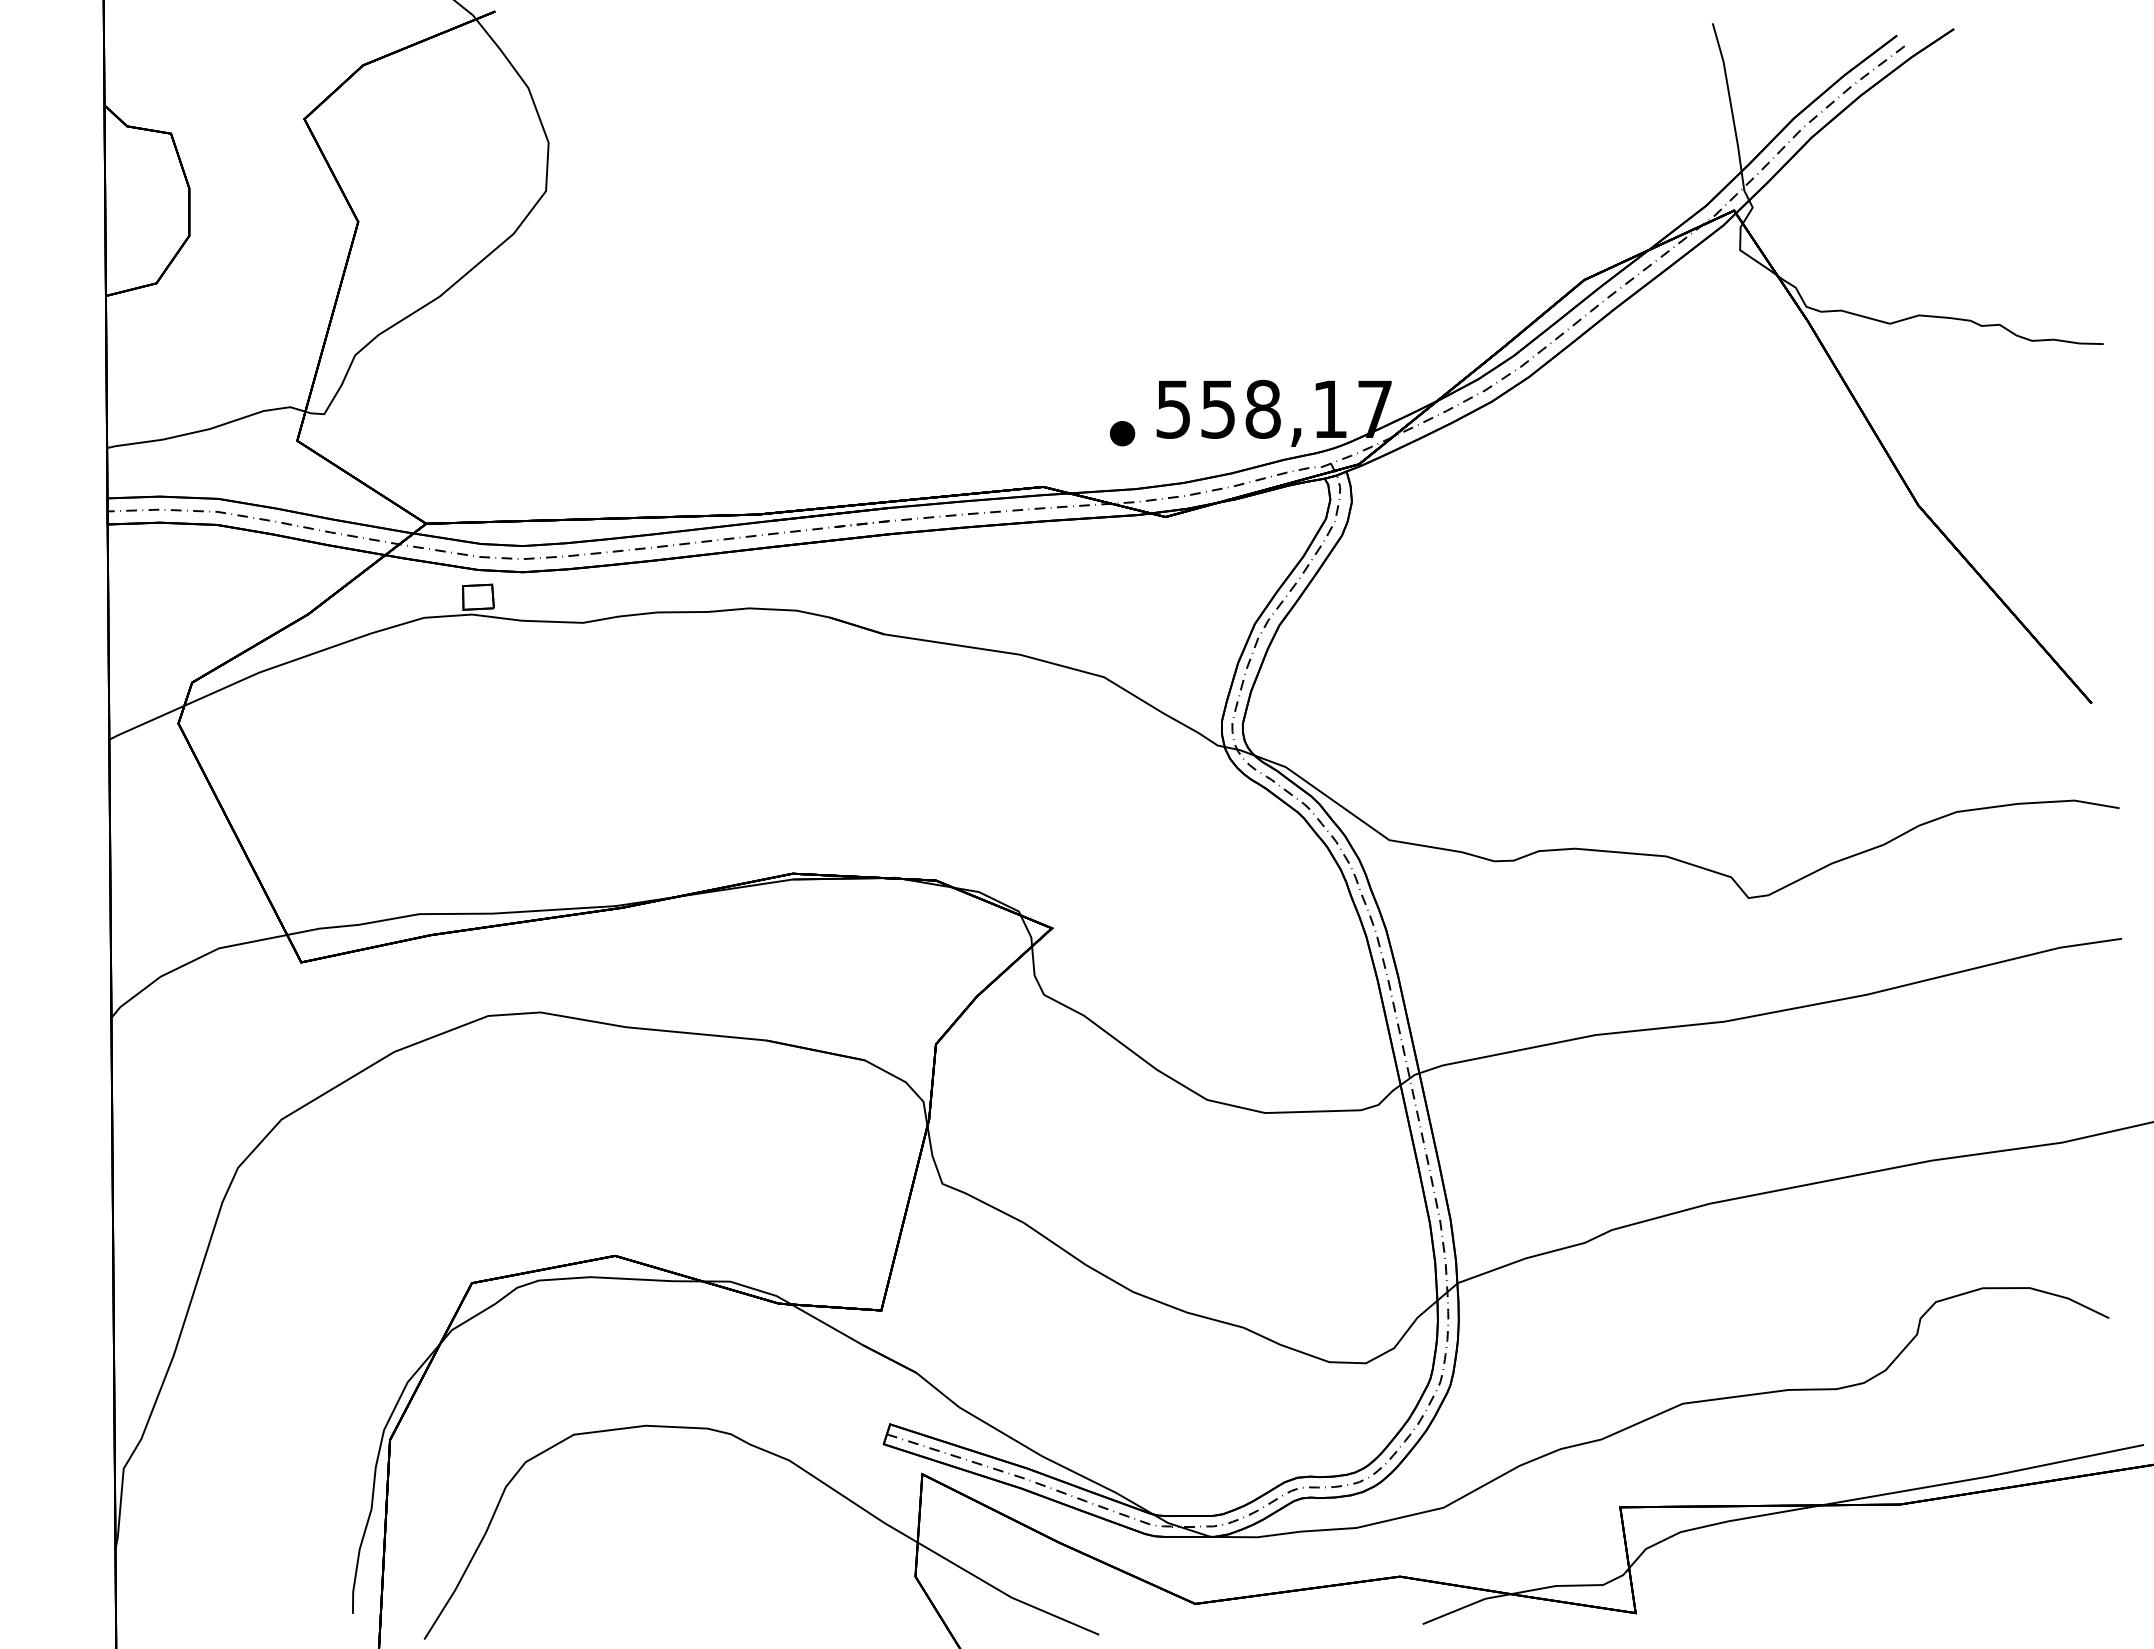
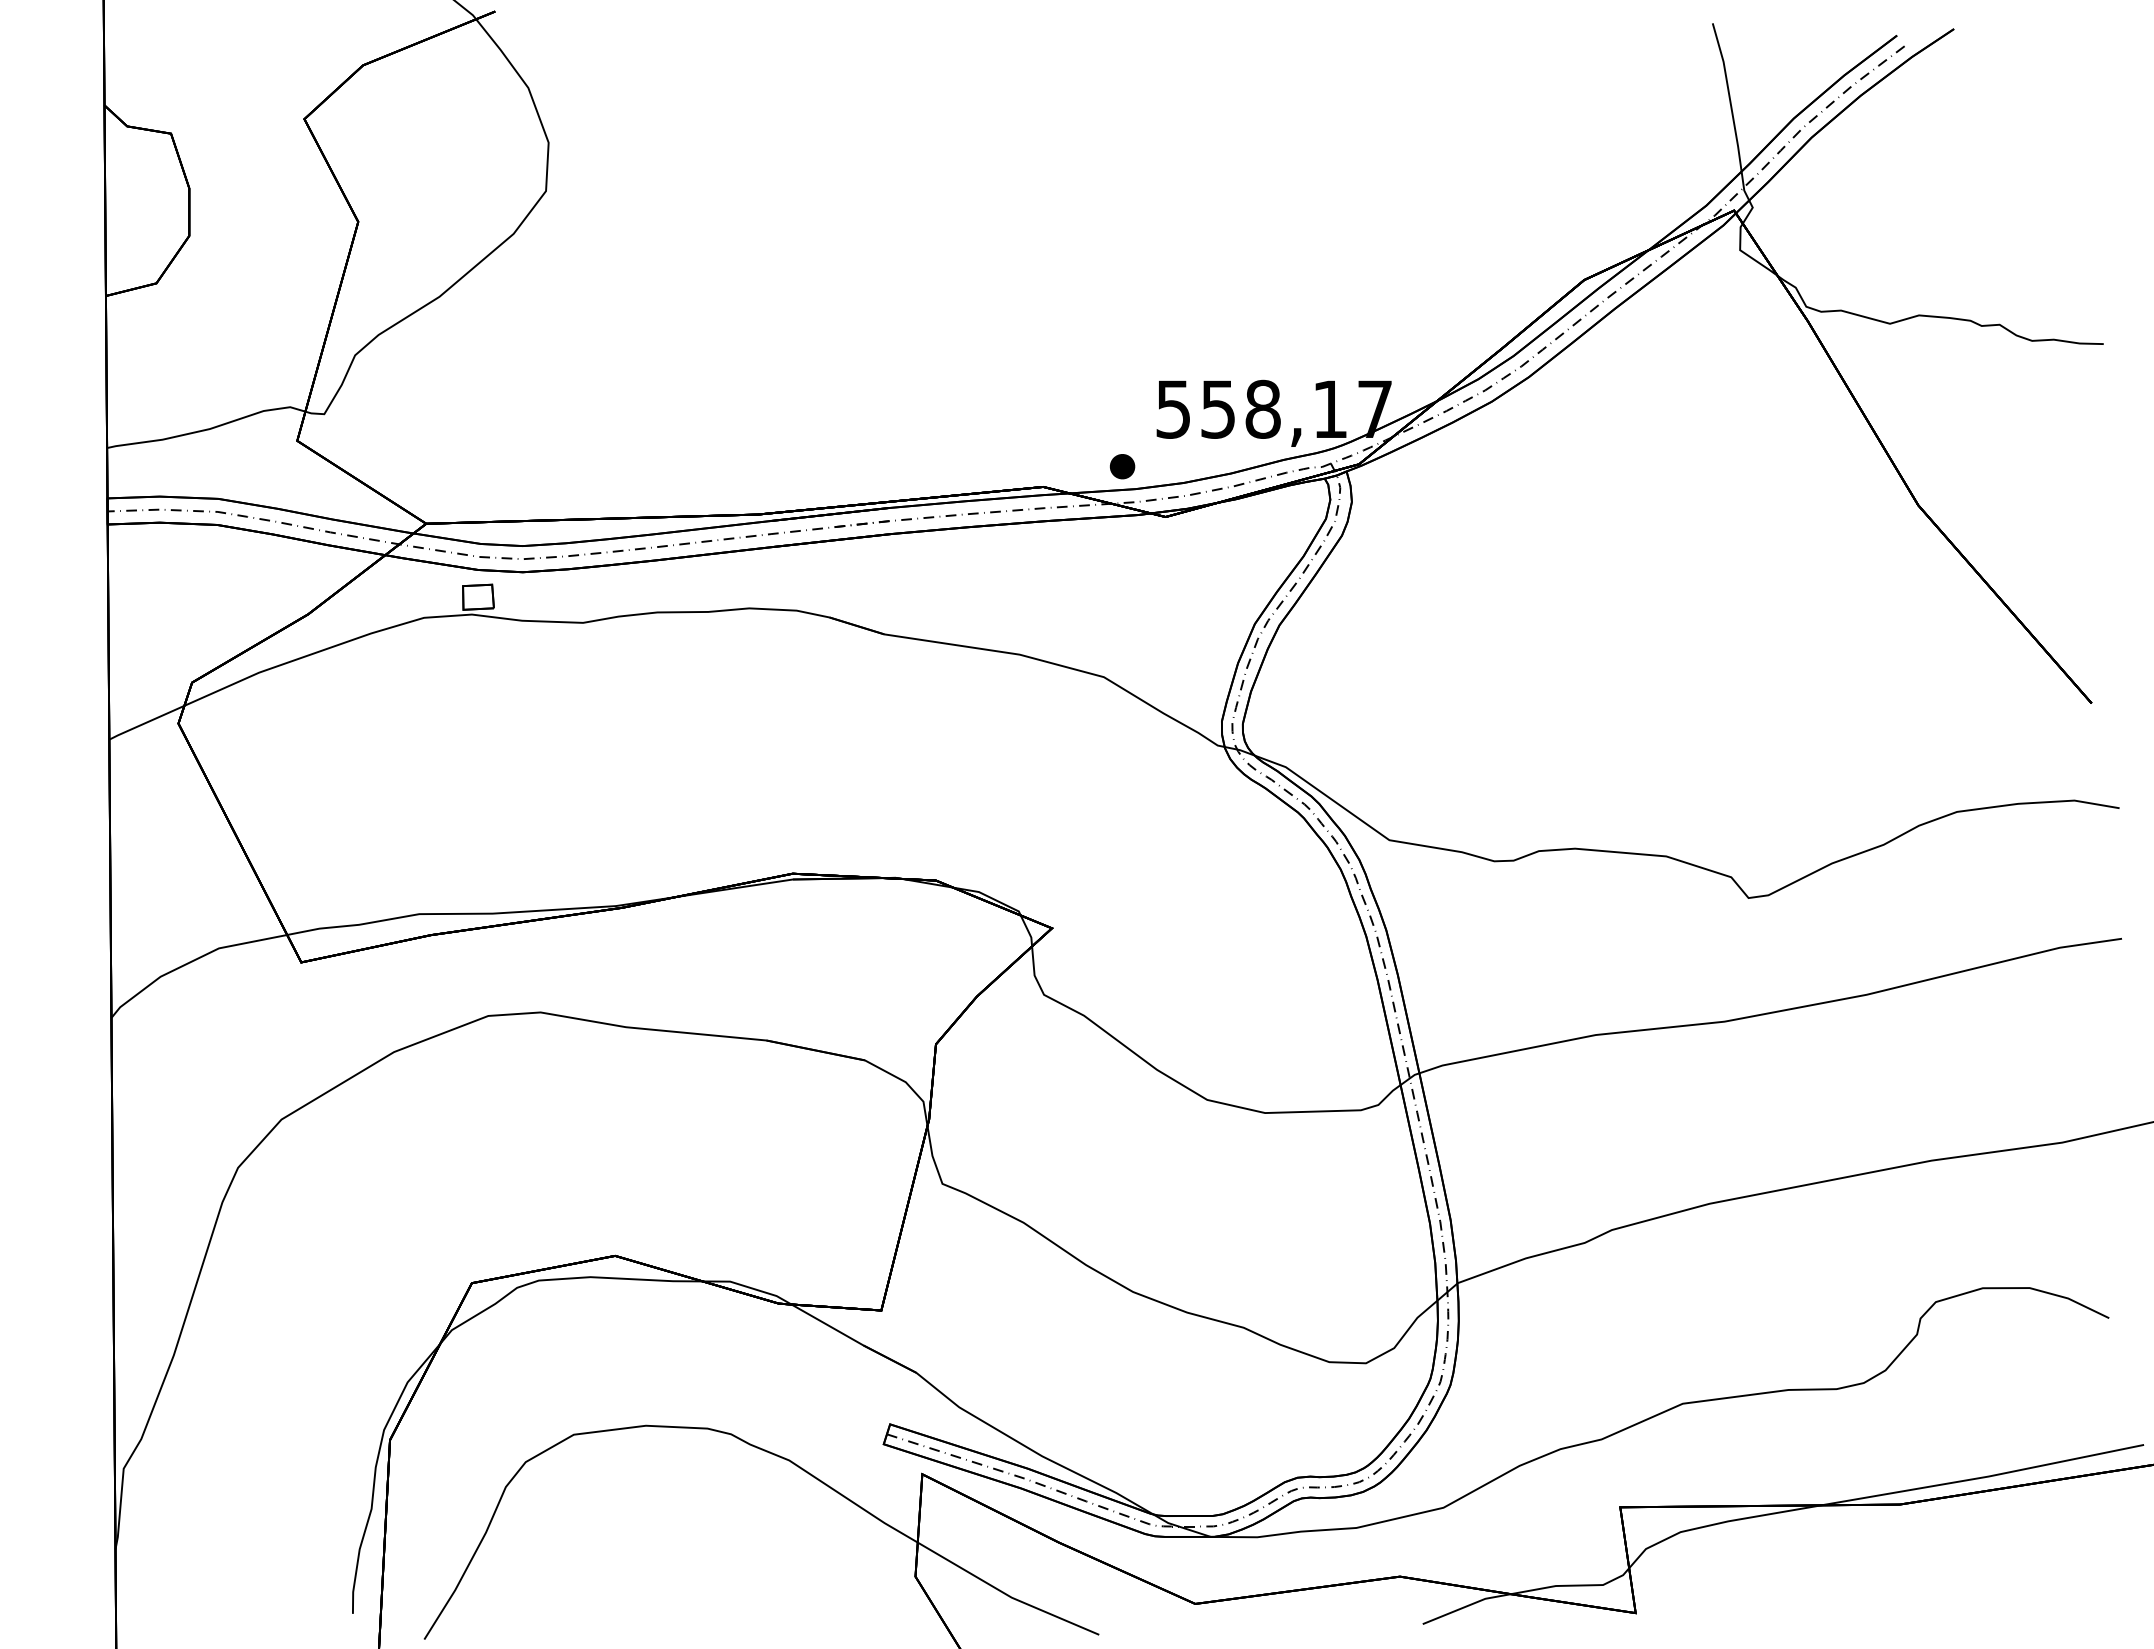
part position: (1122, 433) -> (1122, 466) (1122, 466)
